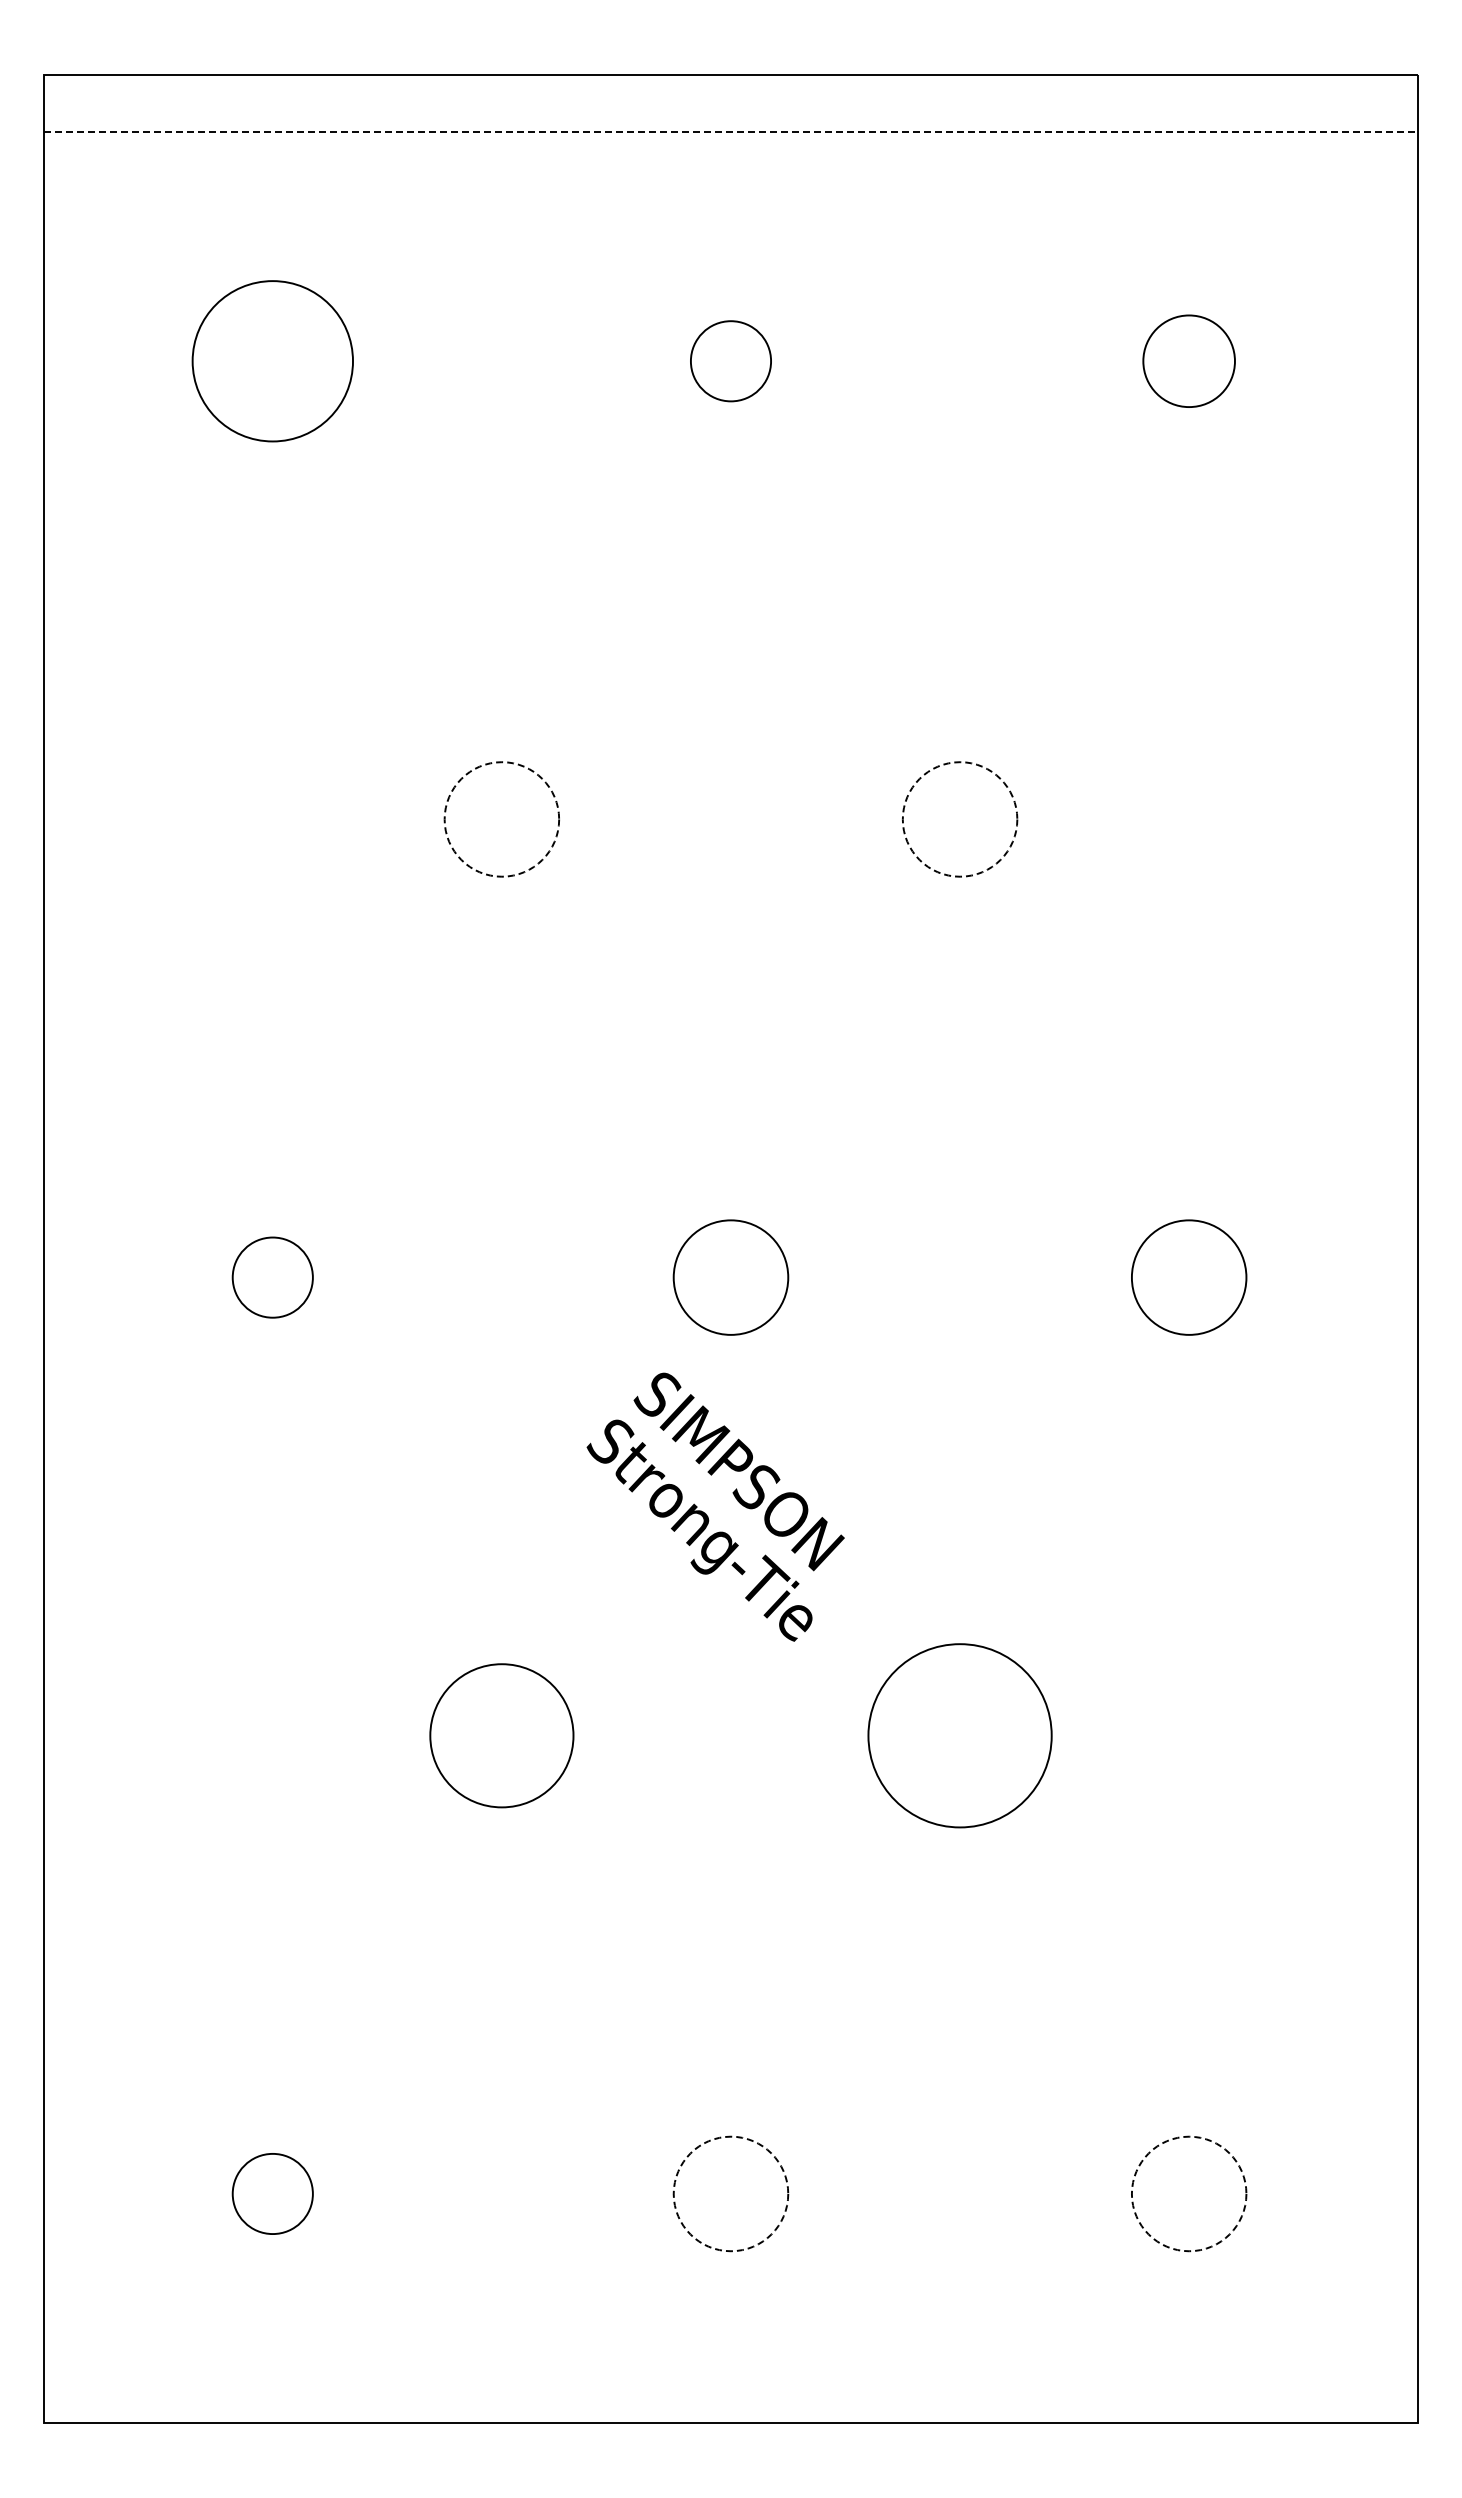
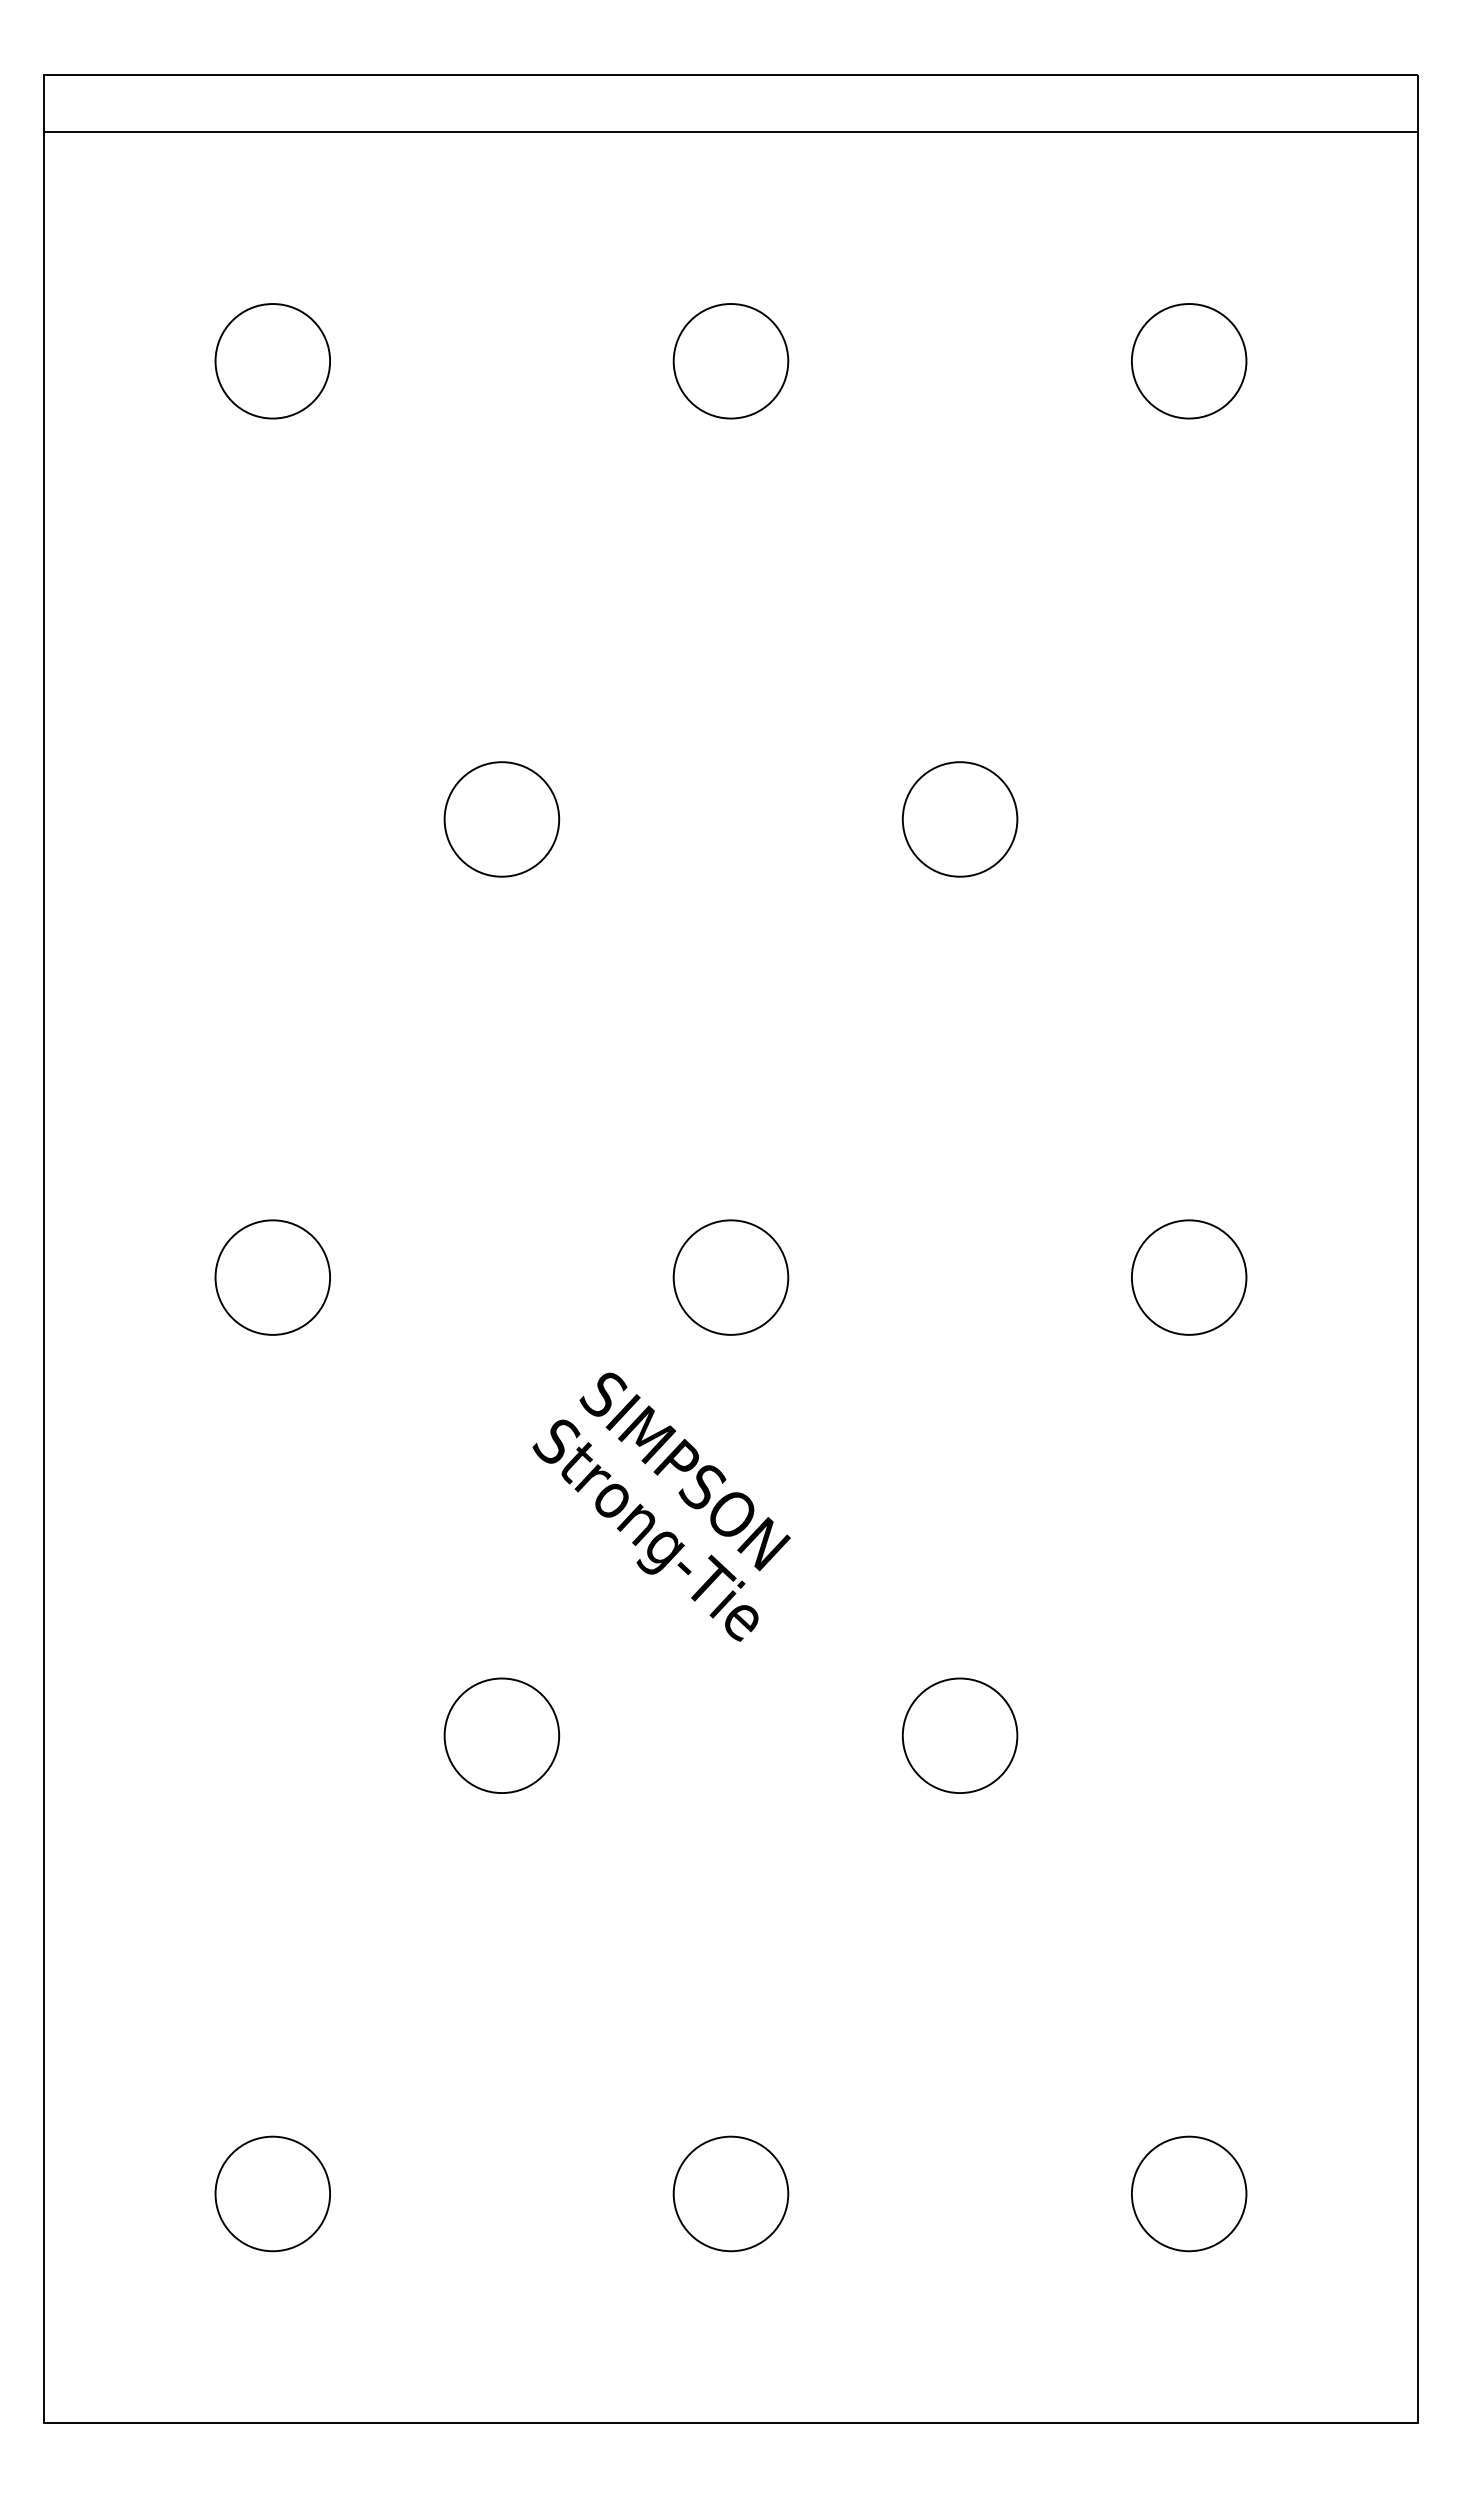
line: dashed -> solid (731, 132)
circle diameter: 160 px -> 115 px (272, 361)
circle diameter: 80 px -> 115 px (730, 361)
circle diameter: 92 px -> 115 px (1188, 361)
circle: dashed -> solid (501, 819)
circle: dashed -> solid (959, 819)
circle diameter: 80 px -> 115 px (272, 1277)
text position: (715, 1506) -> (661, 1506) (661, 1506)
circle diameter: 143 px -> 115 px (501, 1735)
circle diameter: 183 px -> 115 px (959, 1735)
circle diameter: 80 px -> 115 px (272, 2193)
circle: dashed -> solid (730, 2193)
circle: dashed -> solid (1188, 2193)
